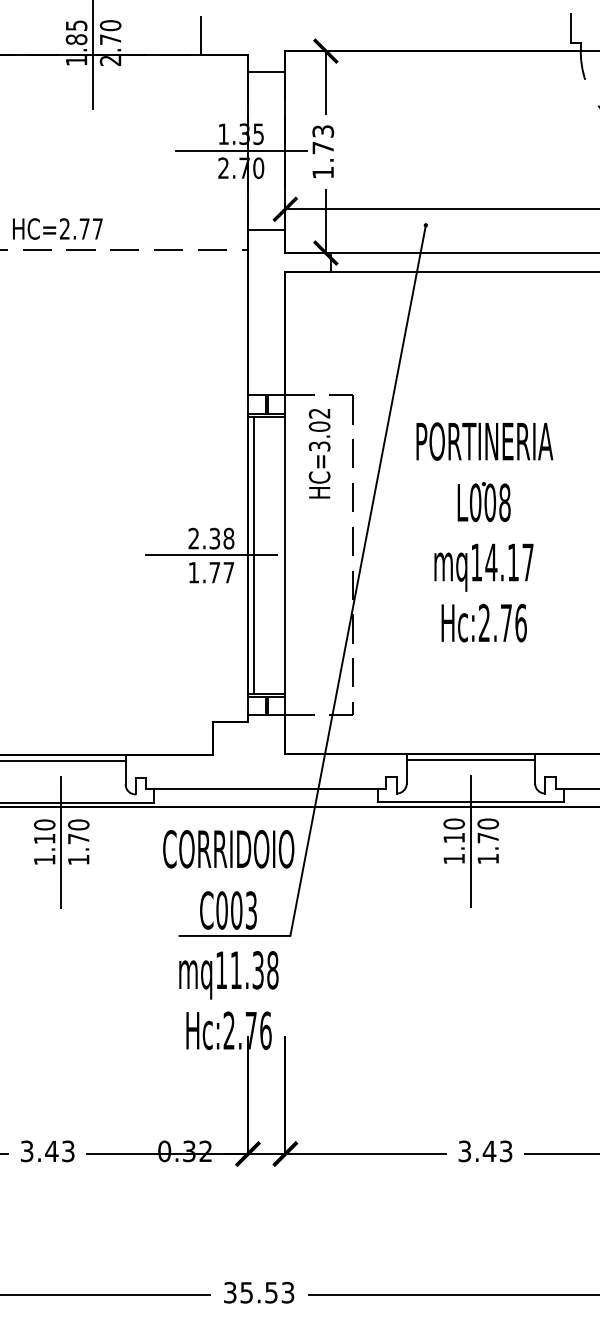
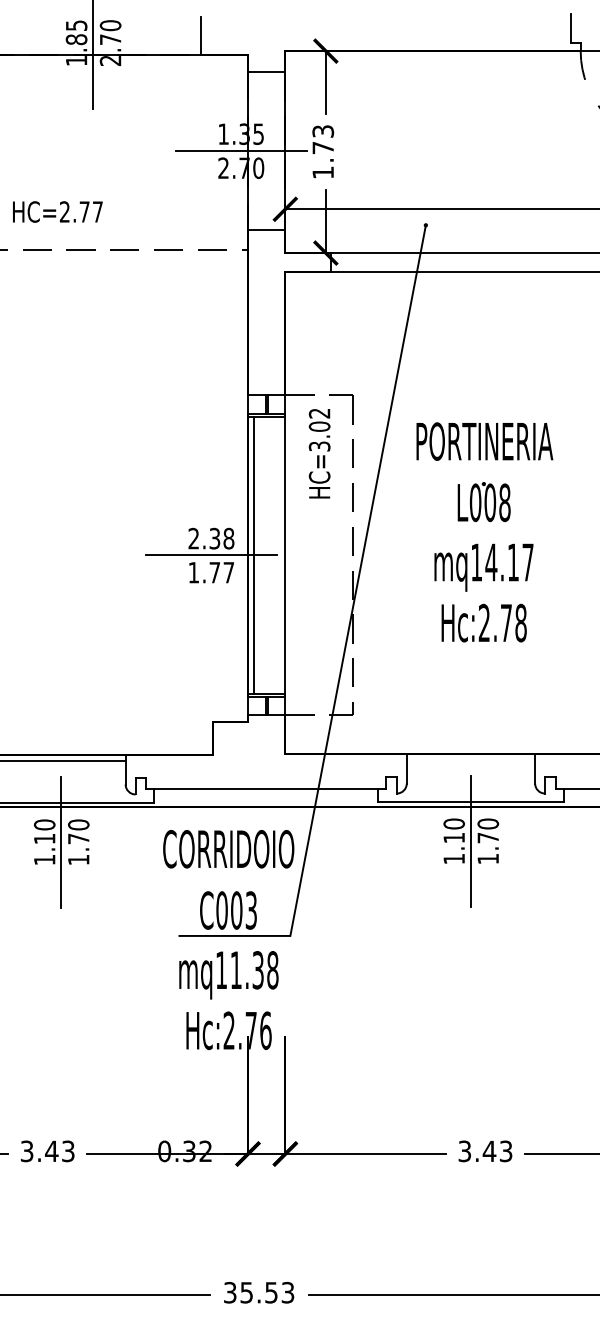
text position: (57, 228) -> (57, 211) (57, 211)
text: Hc:2.76 -> Hc:2.78 (520, 622)
line: present -> none (470, 759)
